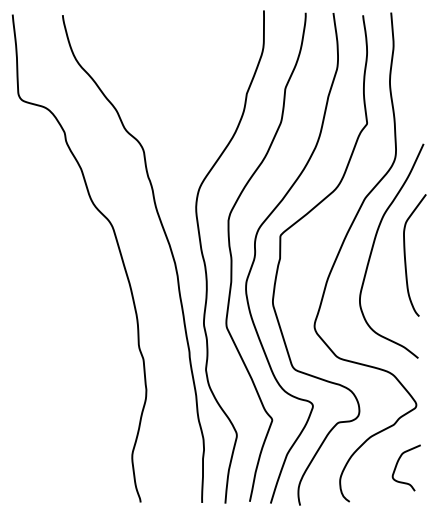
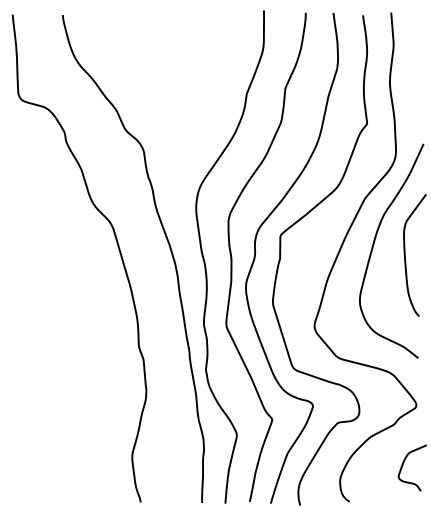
curve position: (397, 465) -> (403, 465) (403, 465)
